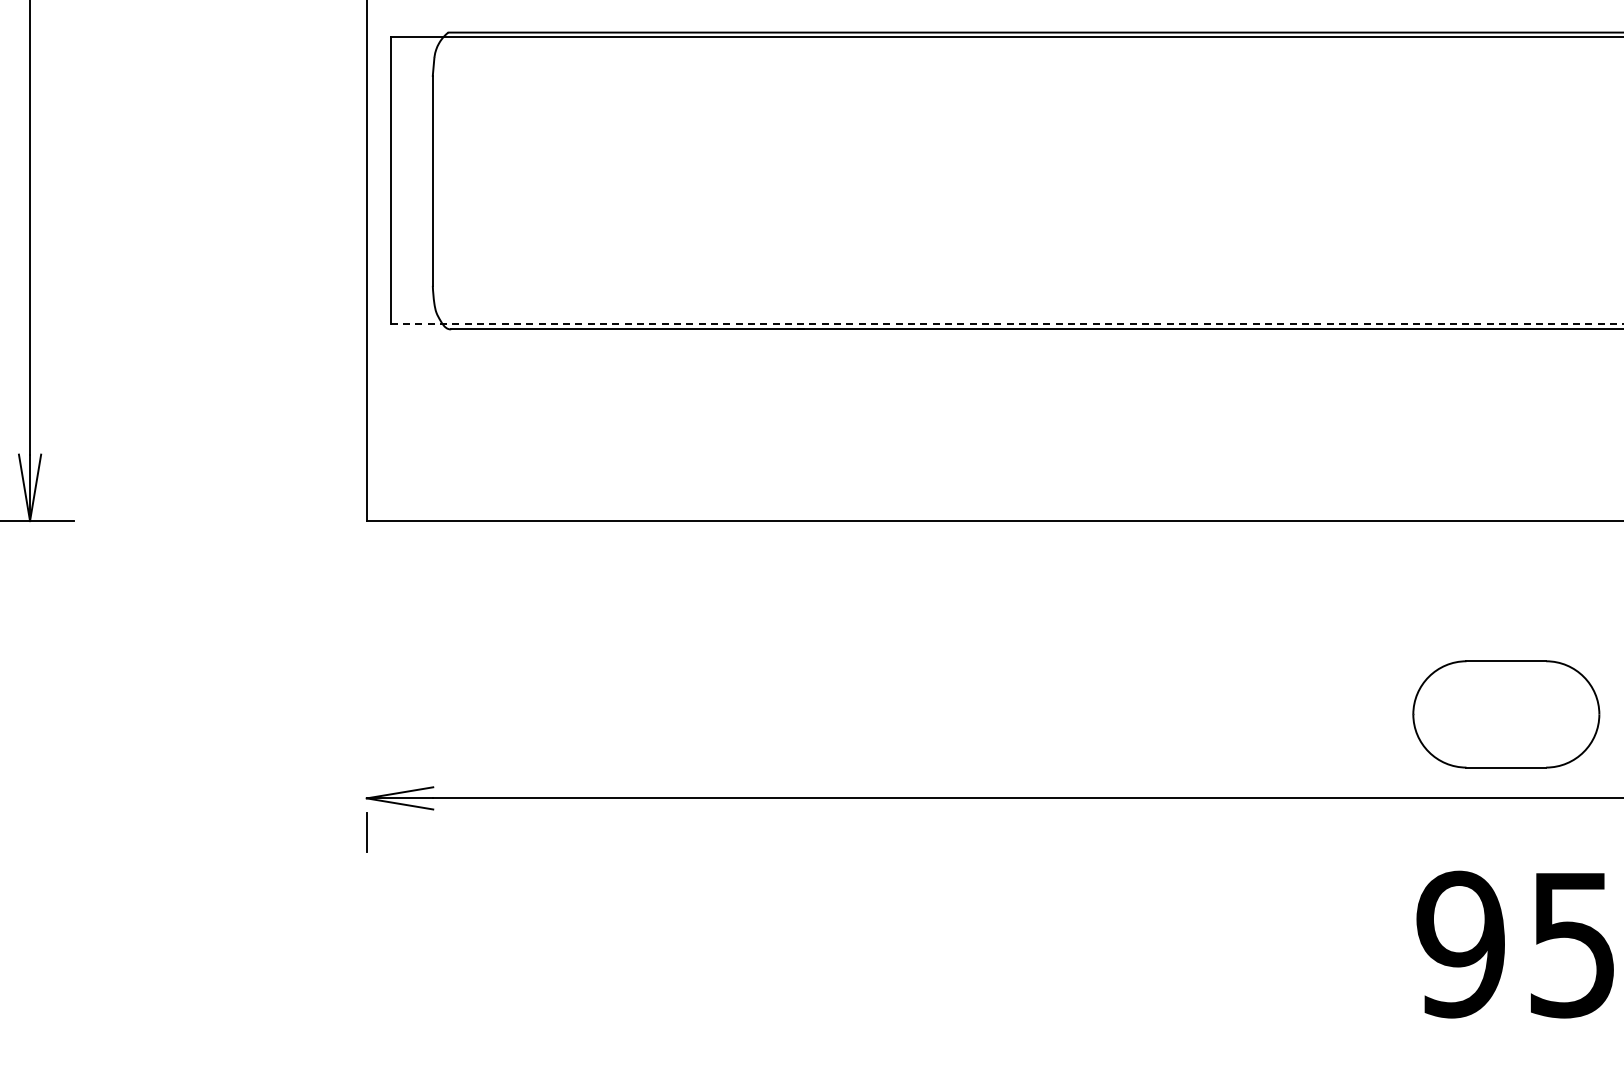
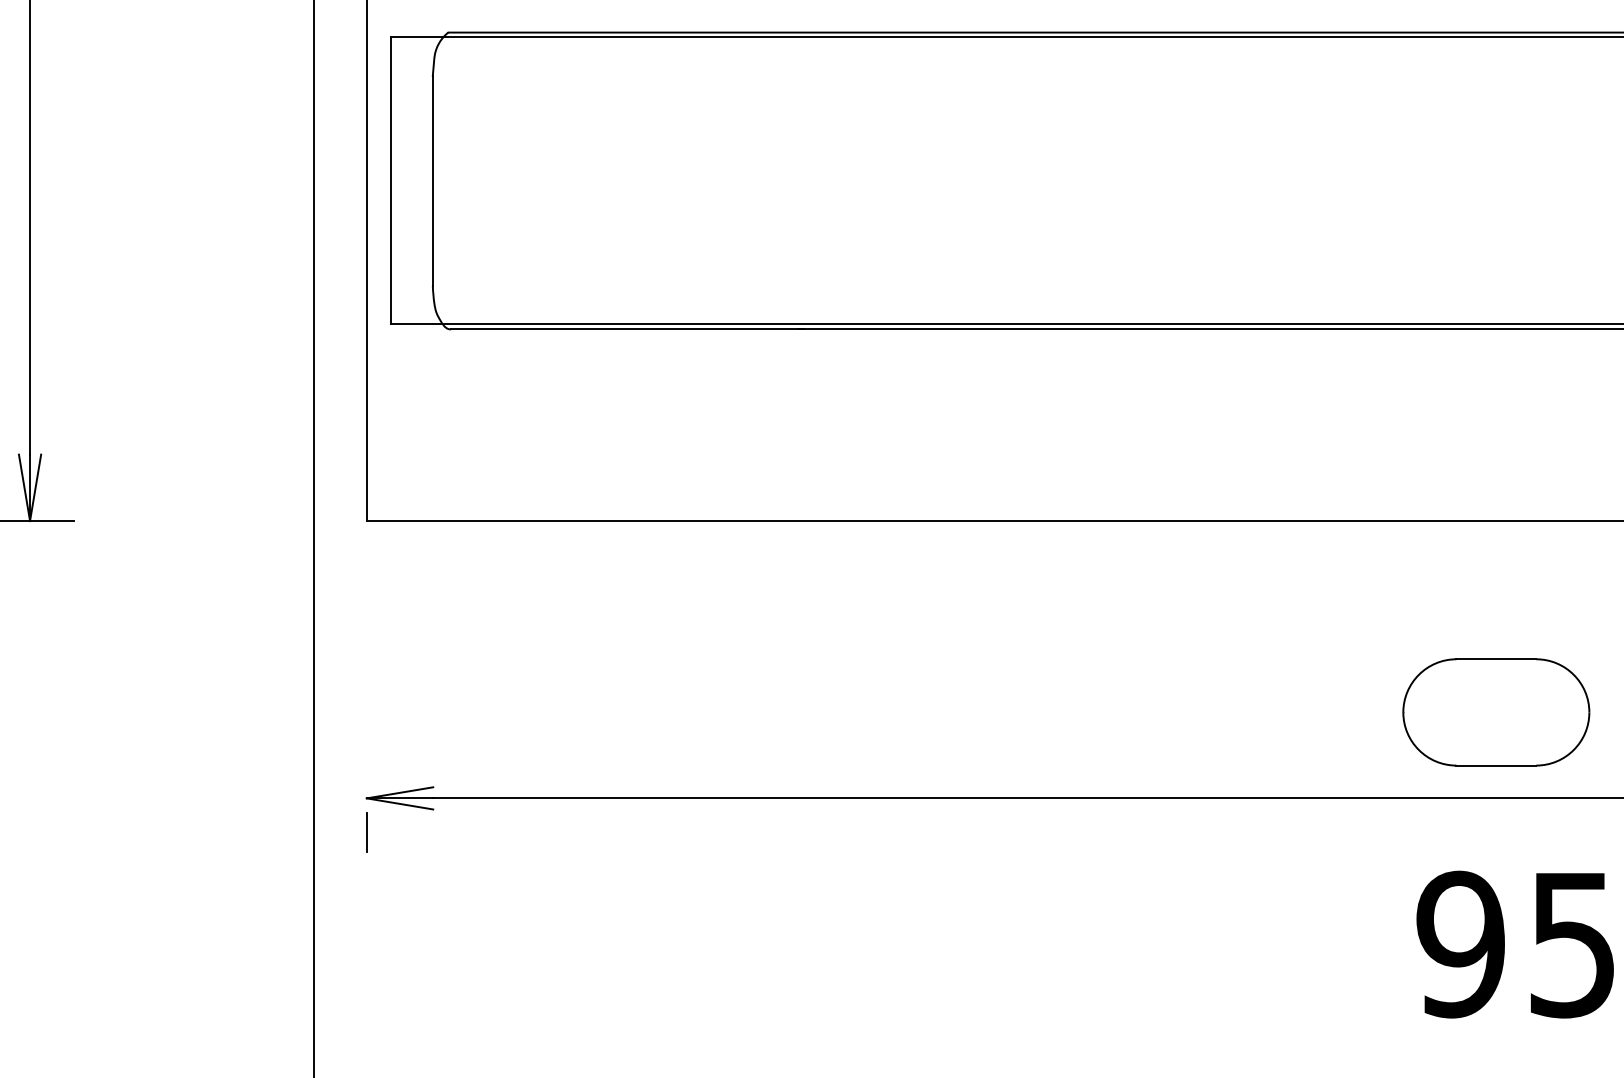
line: dashed -> solid (1007, 324)
line: none -> present (313, 538)
part position: (1506, 714) -> (1496, 712) (1496, 712)
